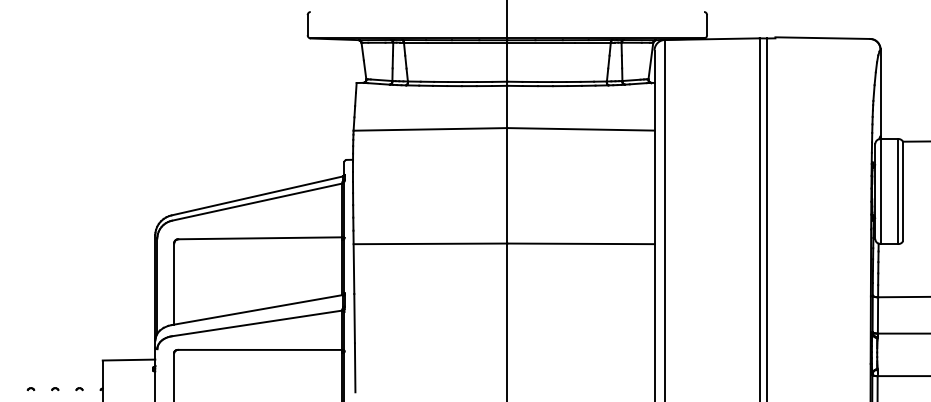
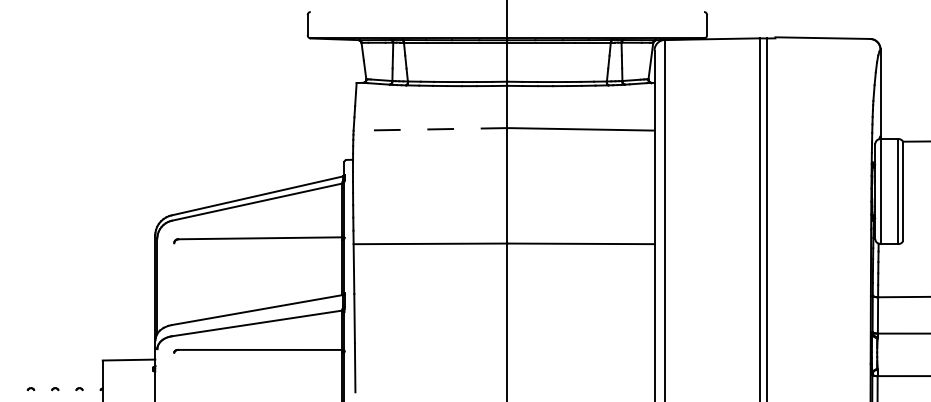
line: solid -> dashed (430, 129)
line: present -> none (174, 283)
line: present -> none (174, 375)
